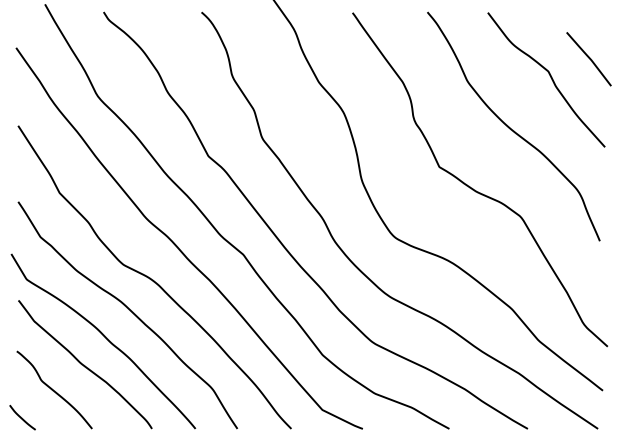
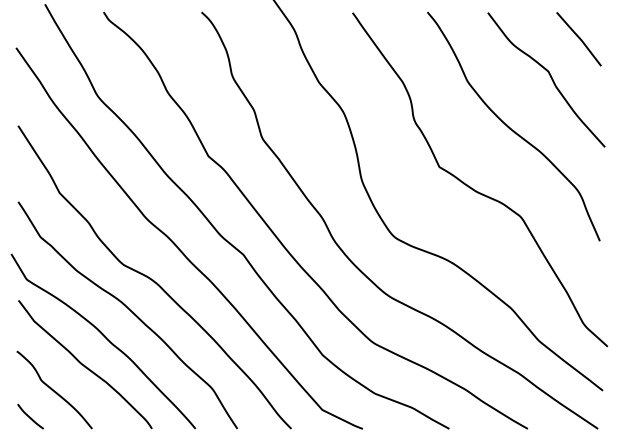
curve position: (588, 58) -> (578, 38) (578, 38)
curve position: (22, 417) -> (30, 416) (30, 416)
